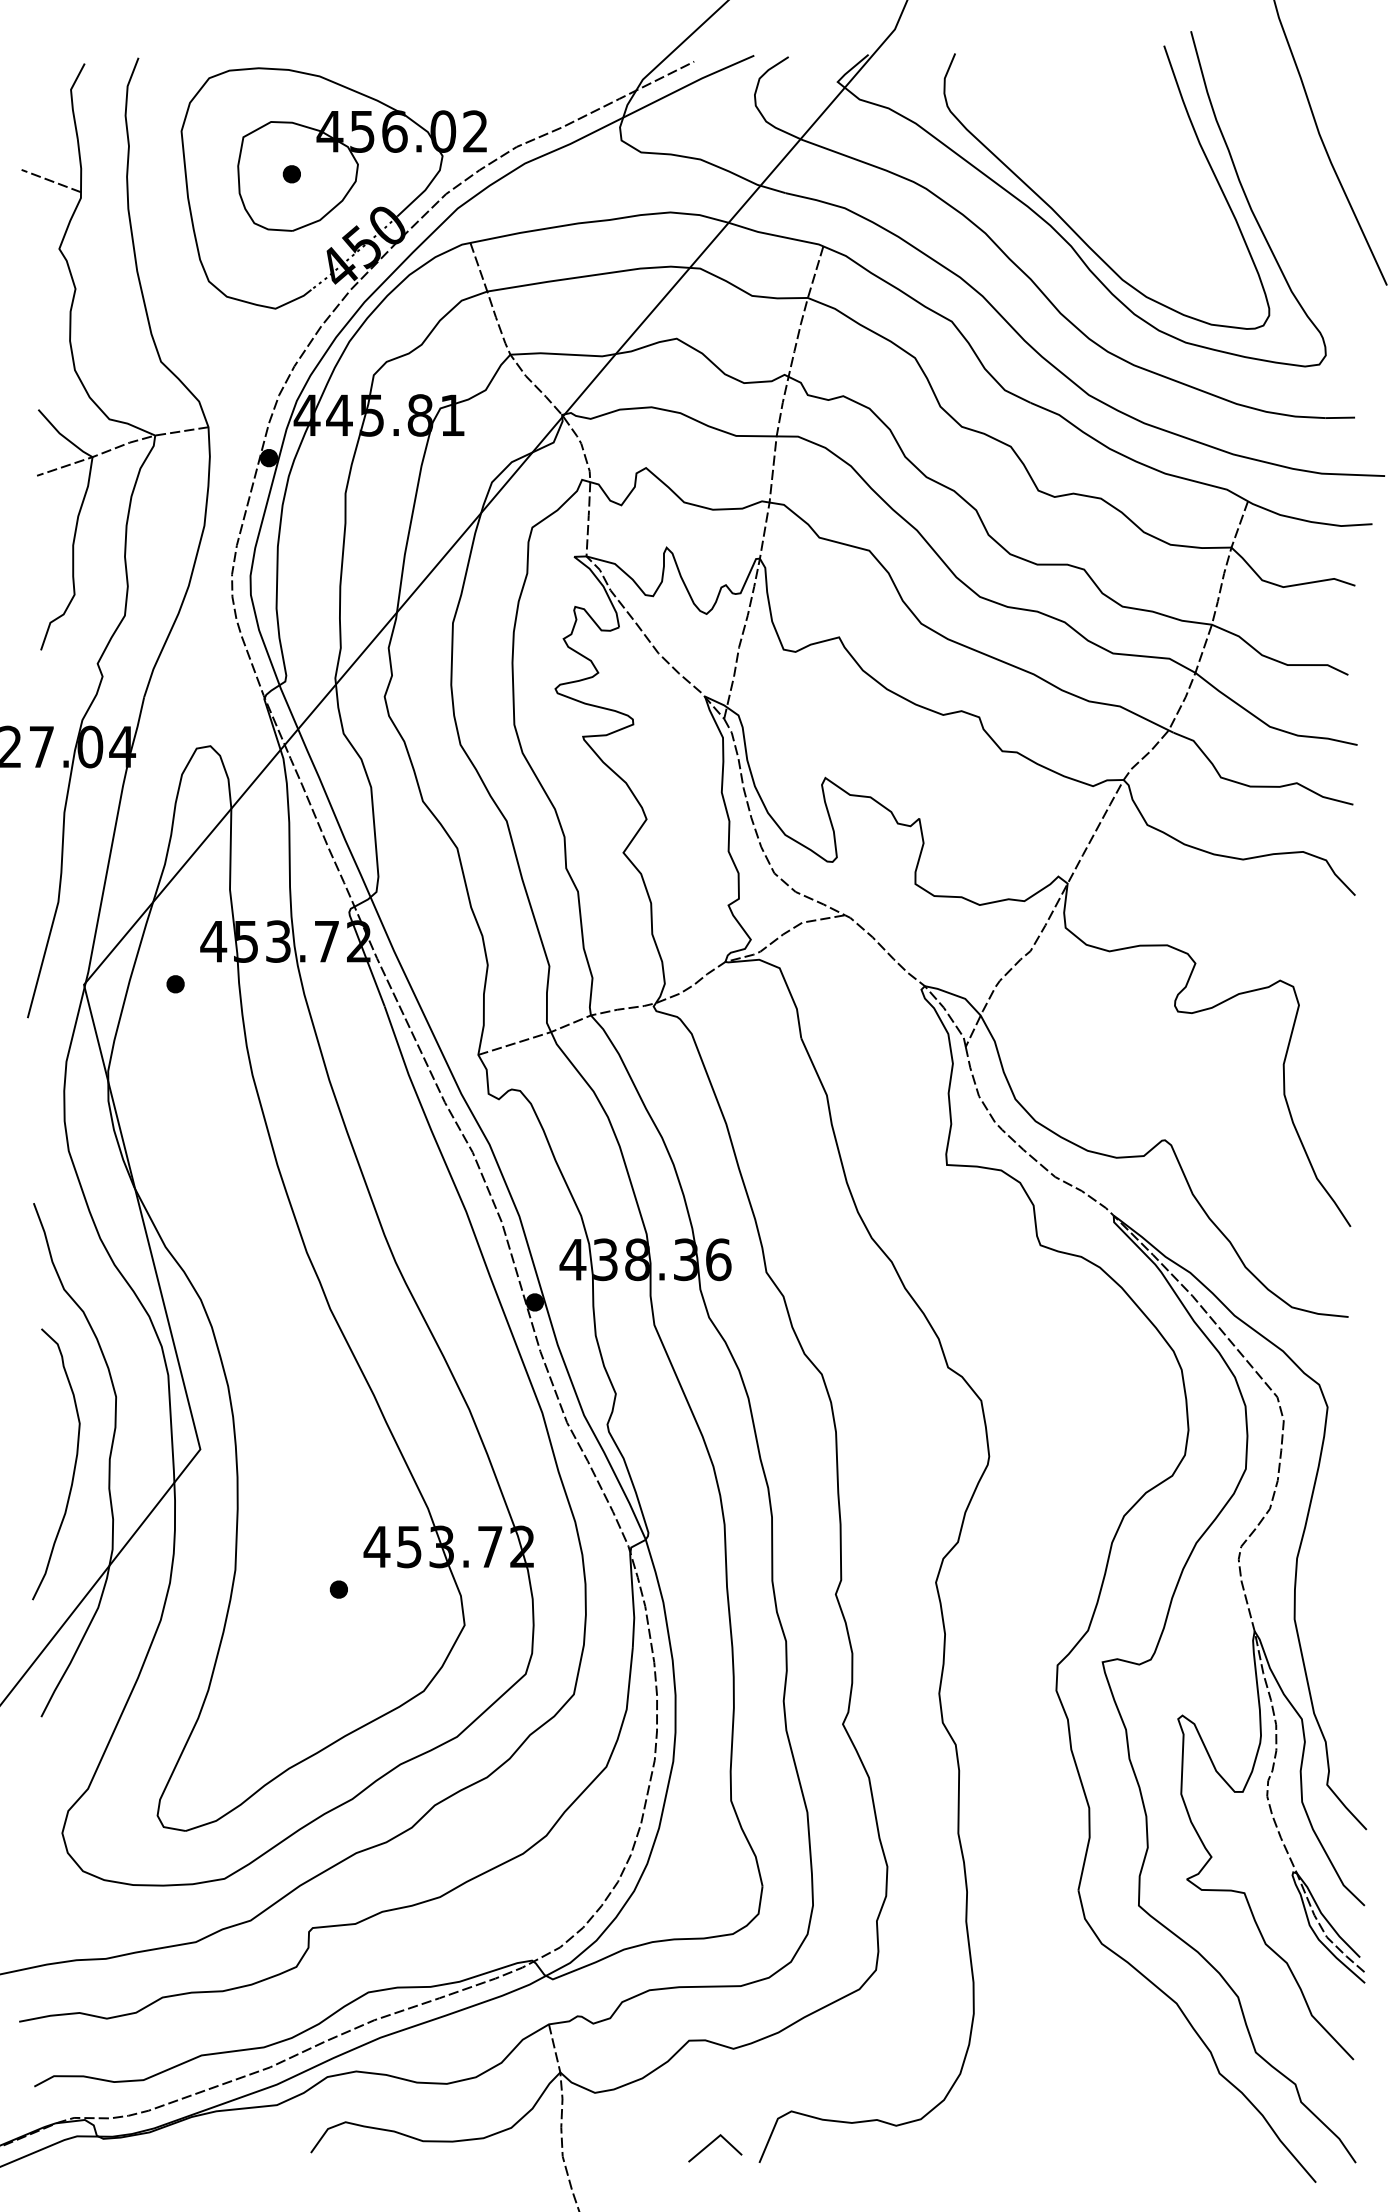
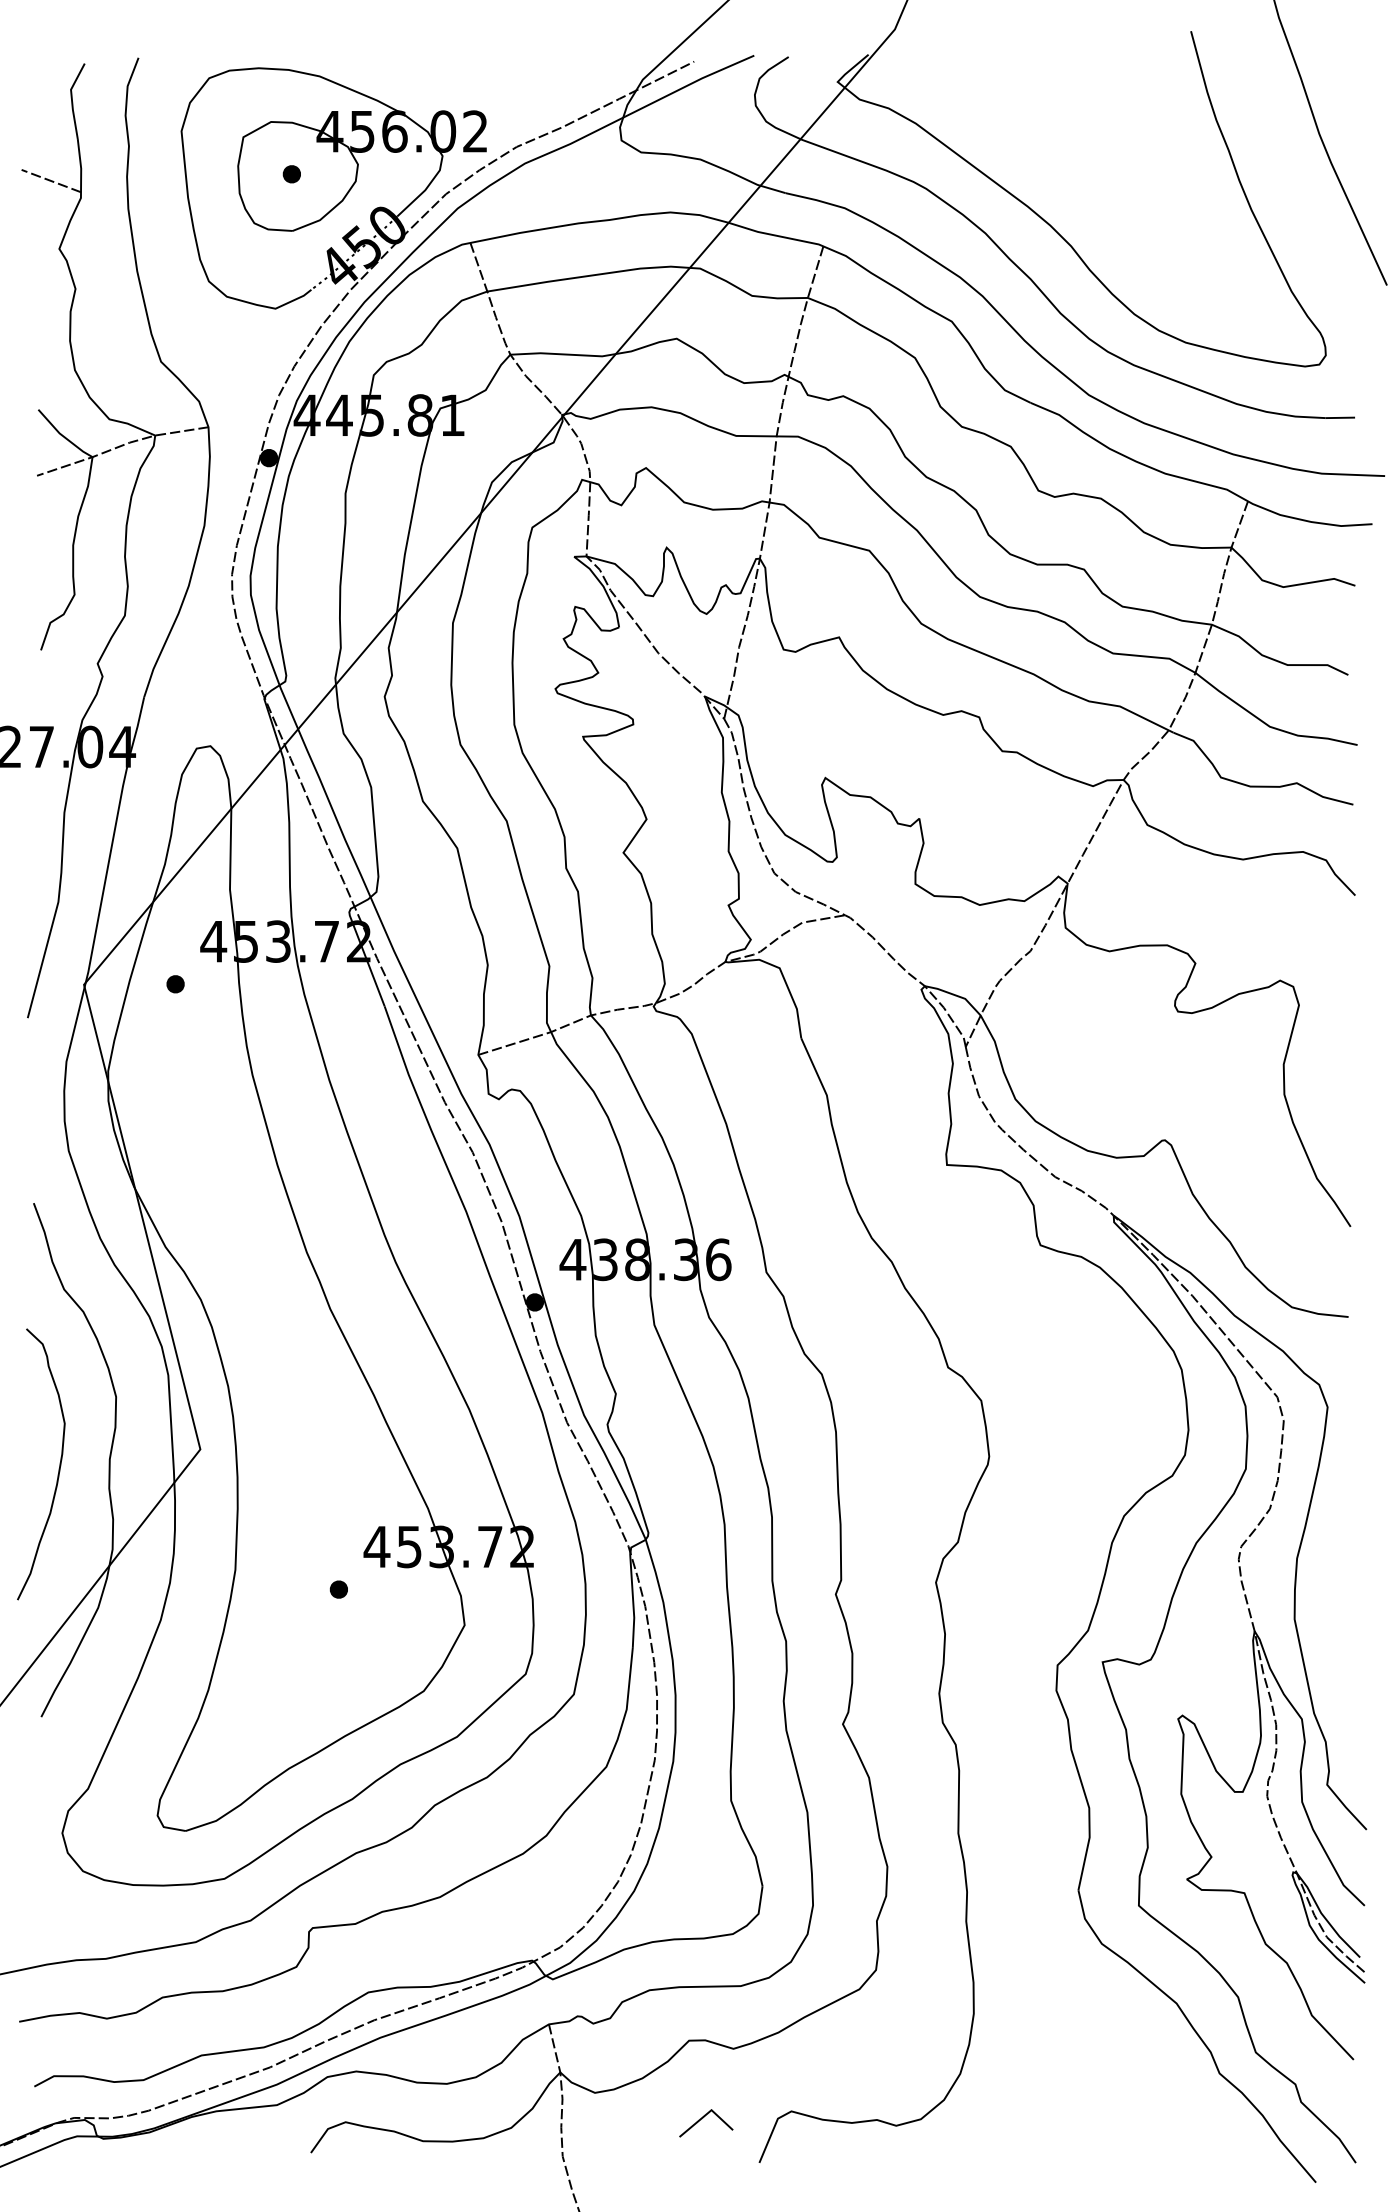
curve: present -> none (1068, 224)
curve position: (73, 1468) -> (58, 1468) (58, 1468)
line position: (711, 2144) -> (702, 2119) (702, 2119)
